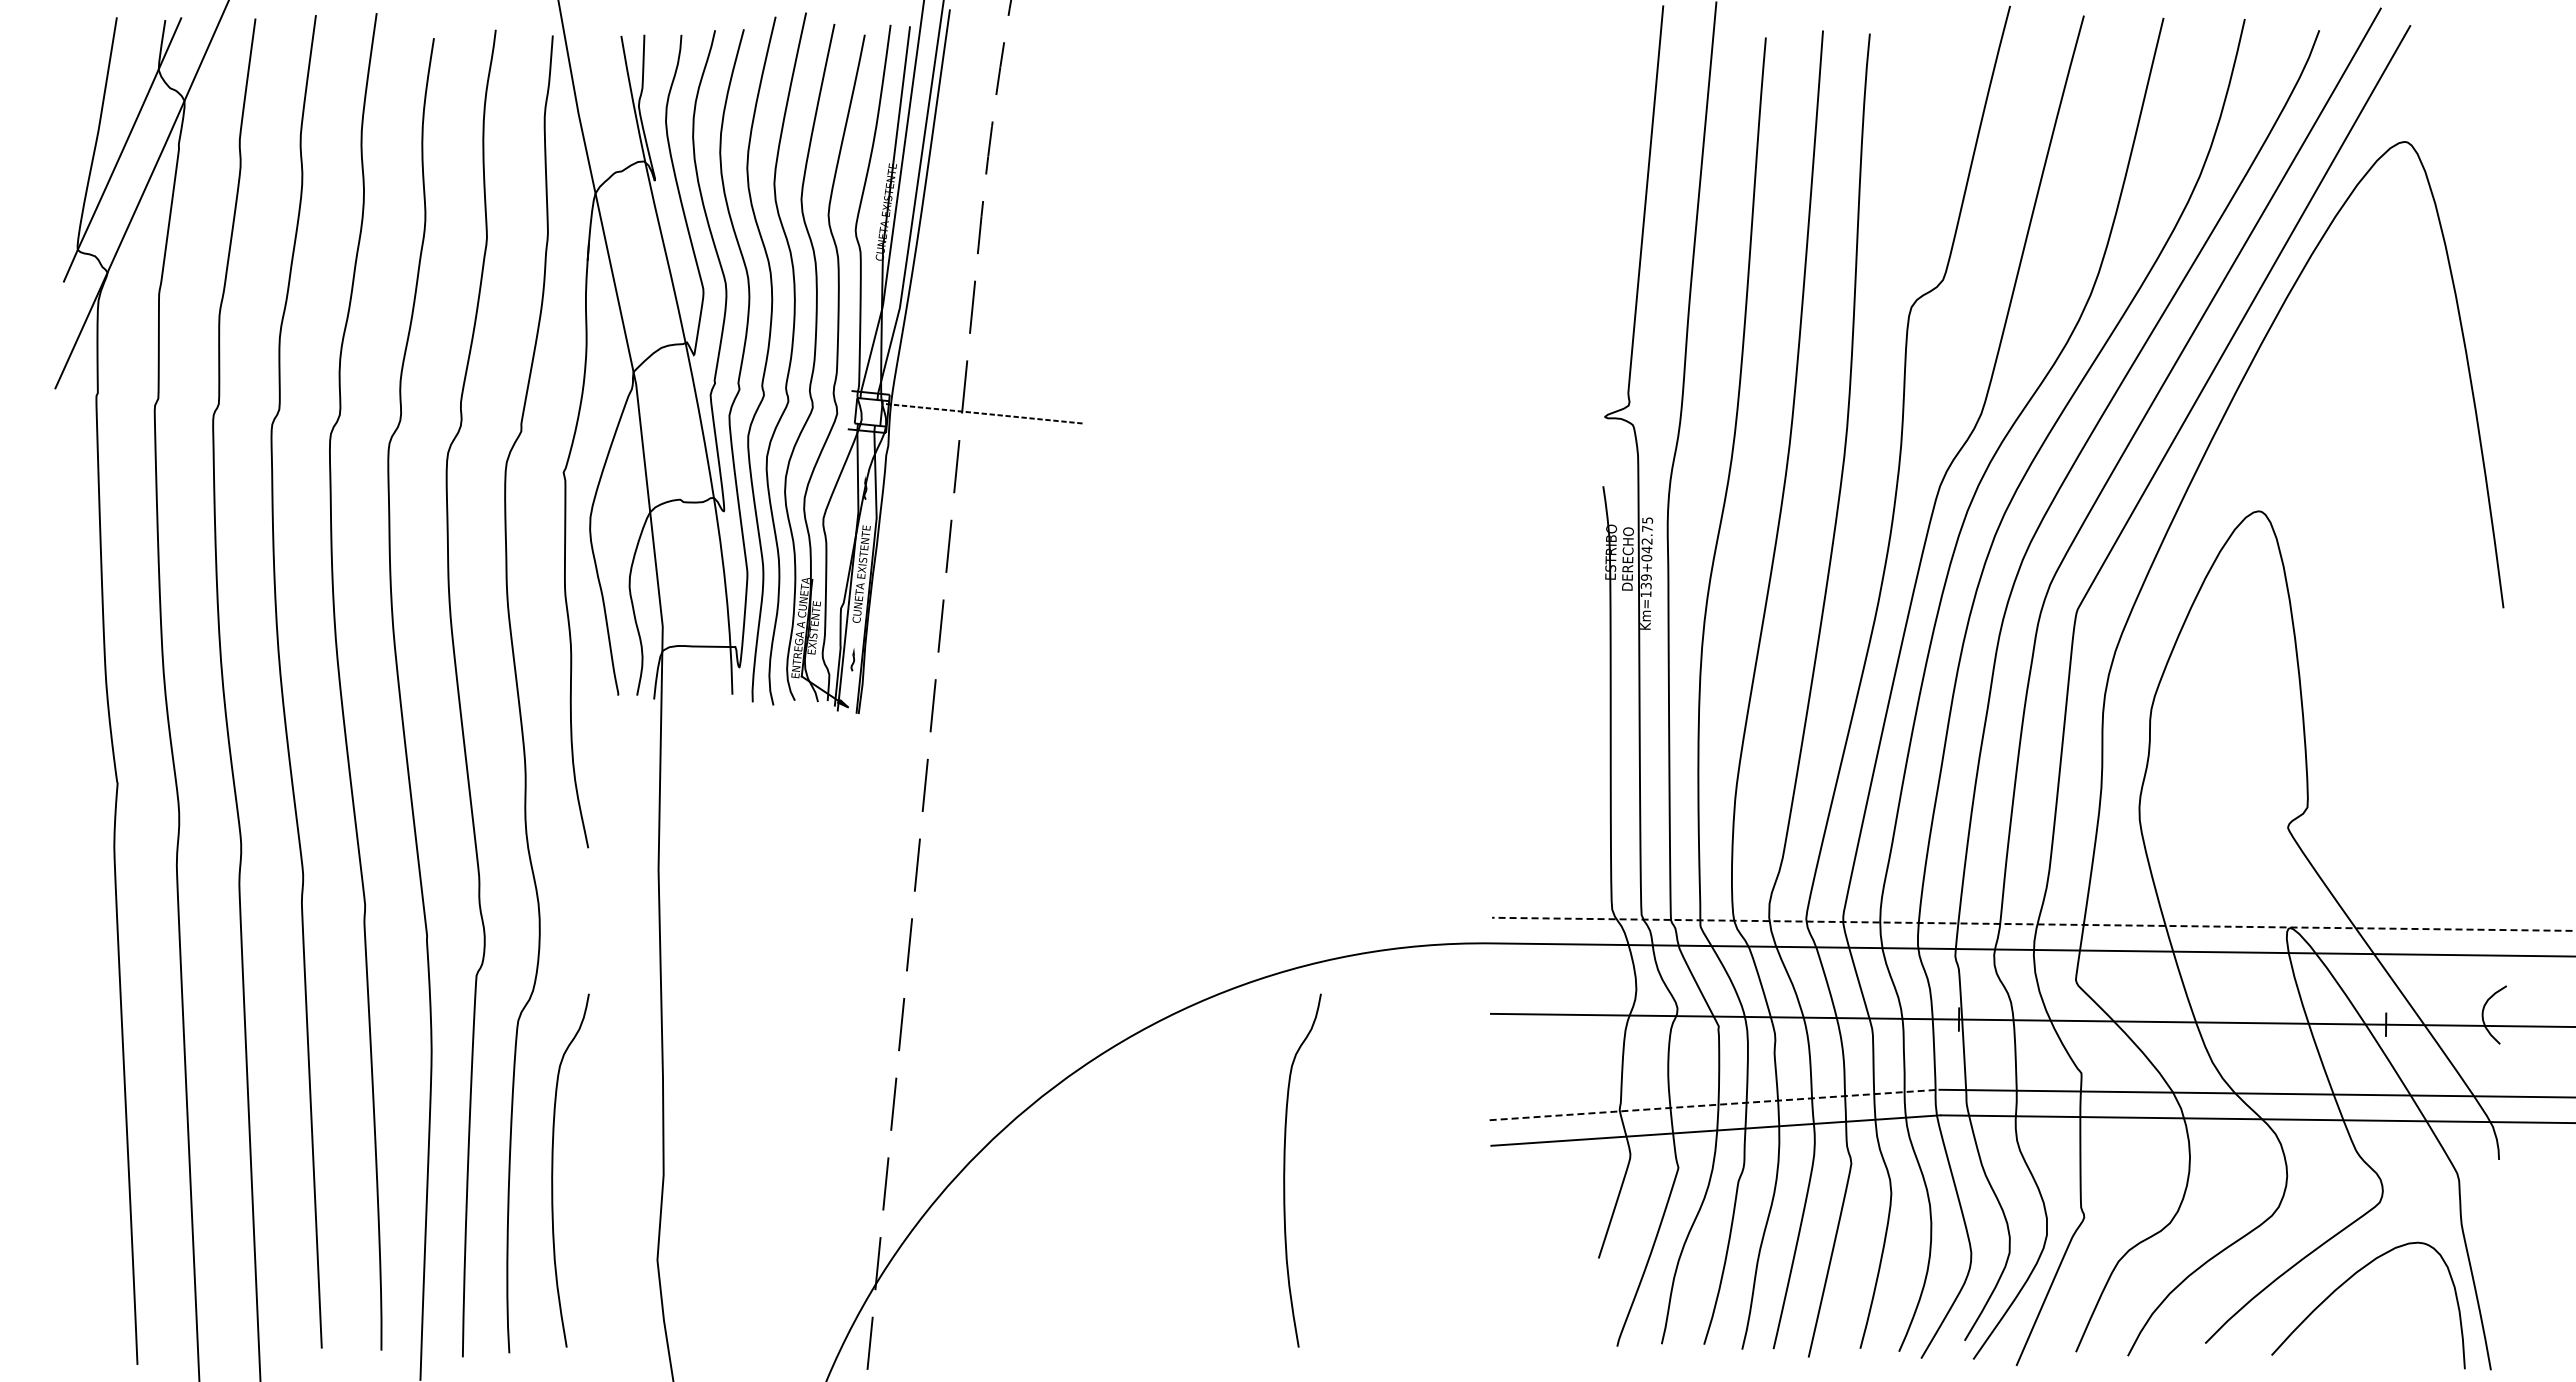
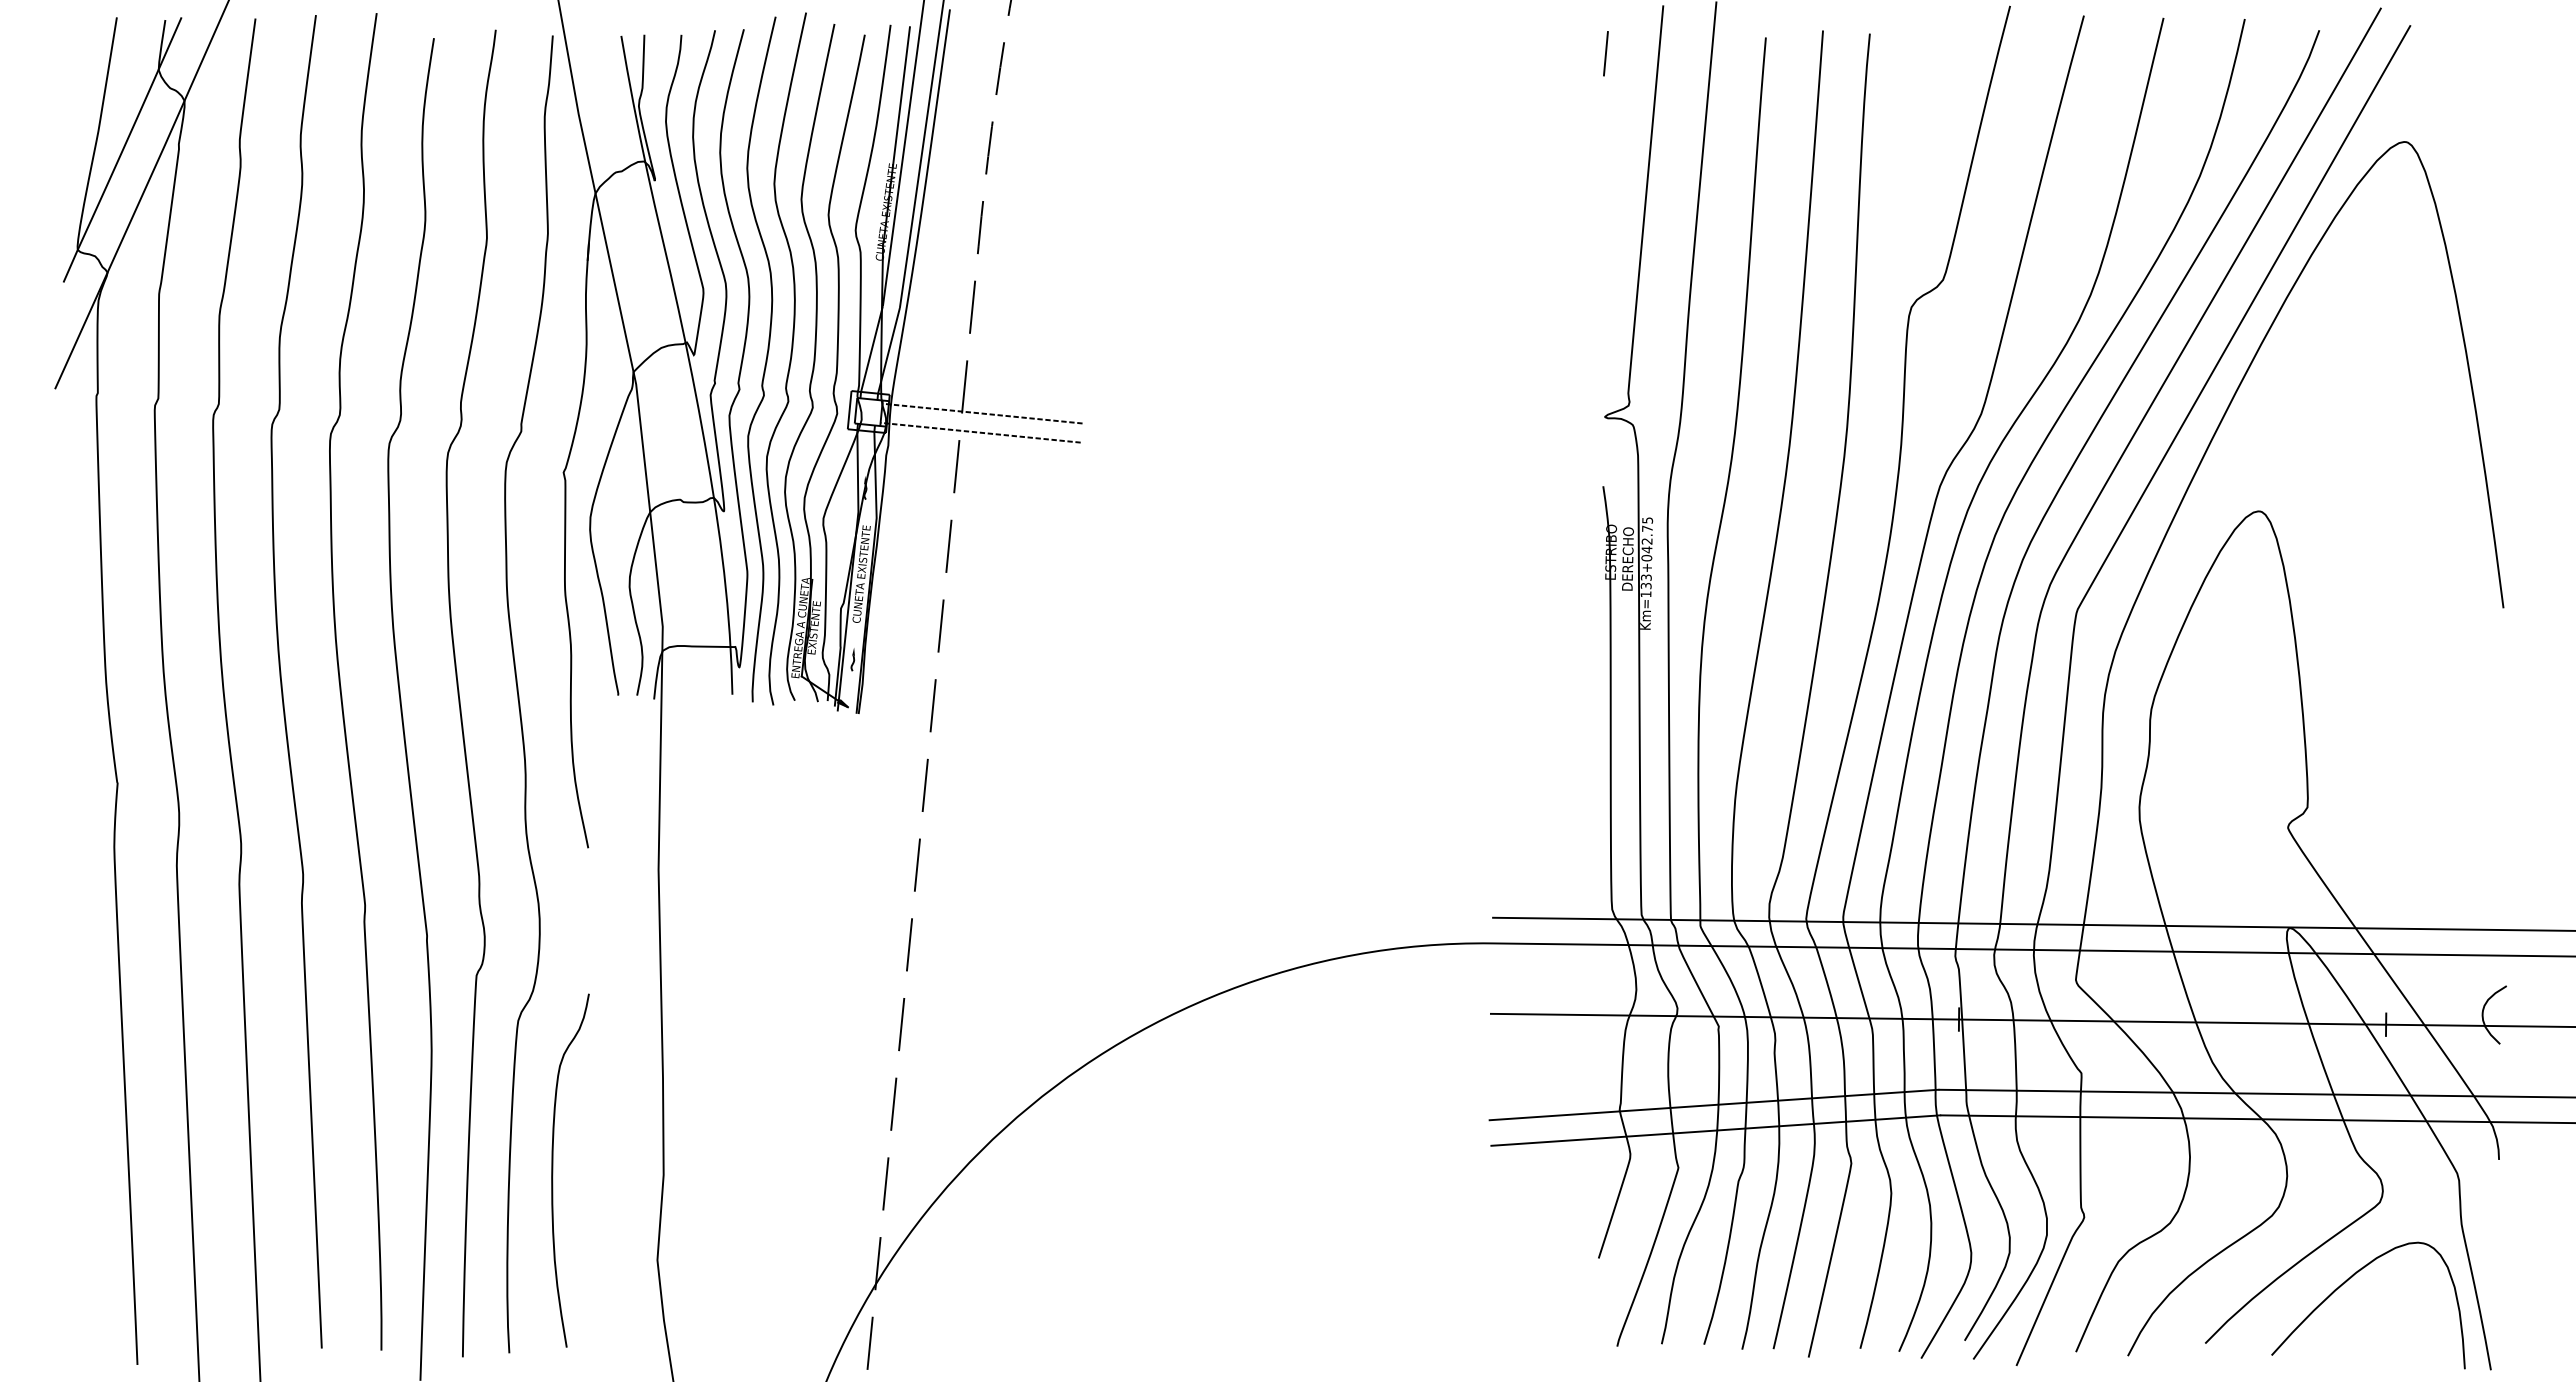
line: none -> present (1605, 53)
line: none -> present (849, 410)
line: none -> present (980, 432)
text: Km=139+042.75 -> Km=133+042.75 (1646, 577)
line: dashed -> solid (2033, 924)
line: dashed -> solid (1714, 1105)
curve: present -> none (1285, 1170)
